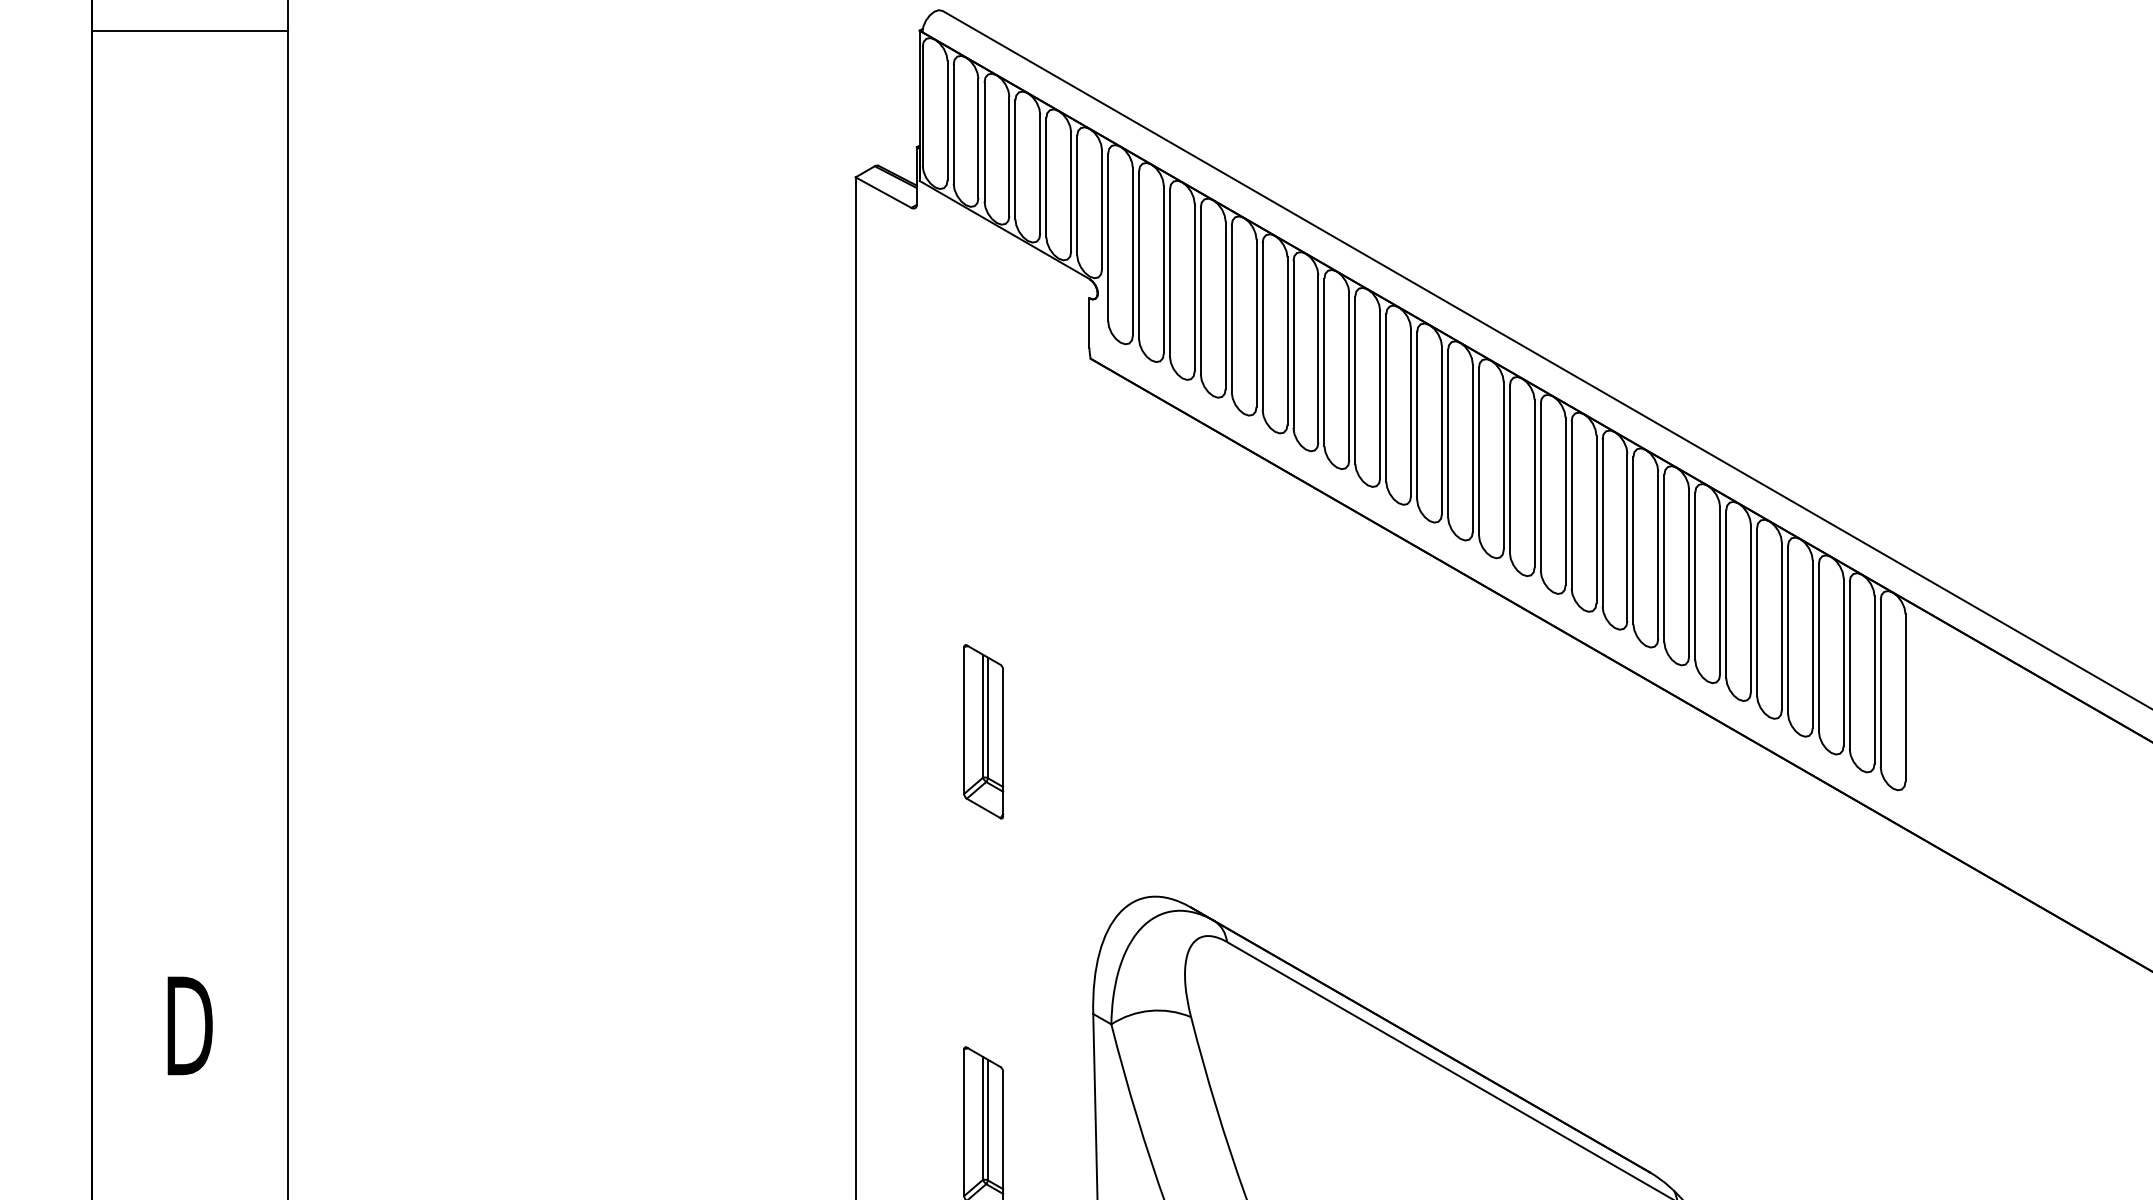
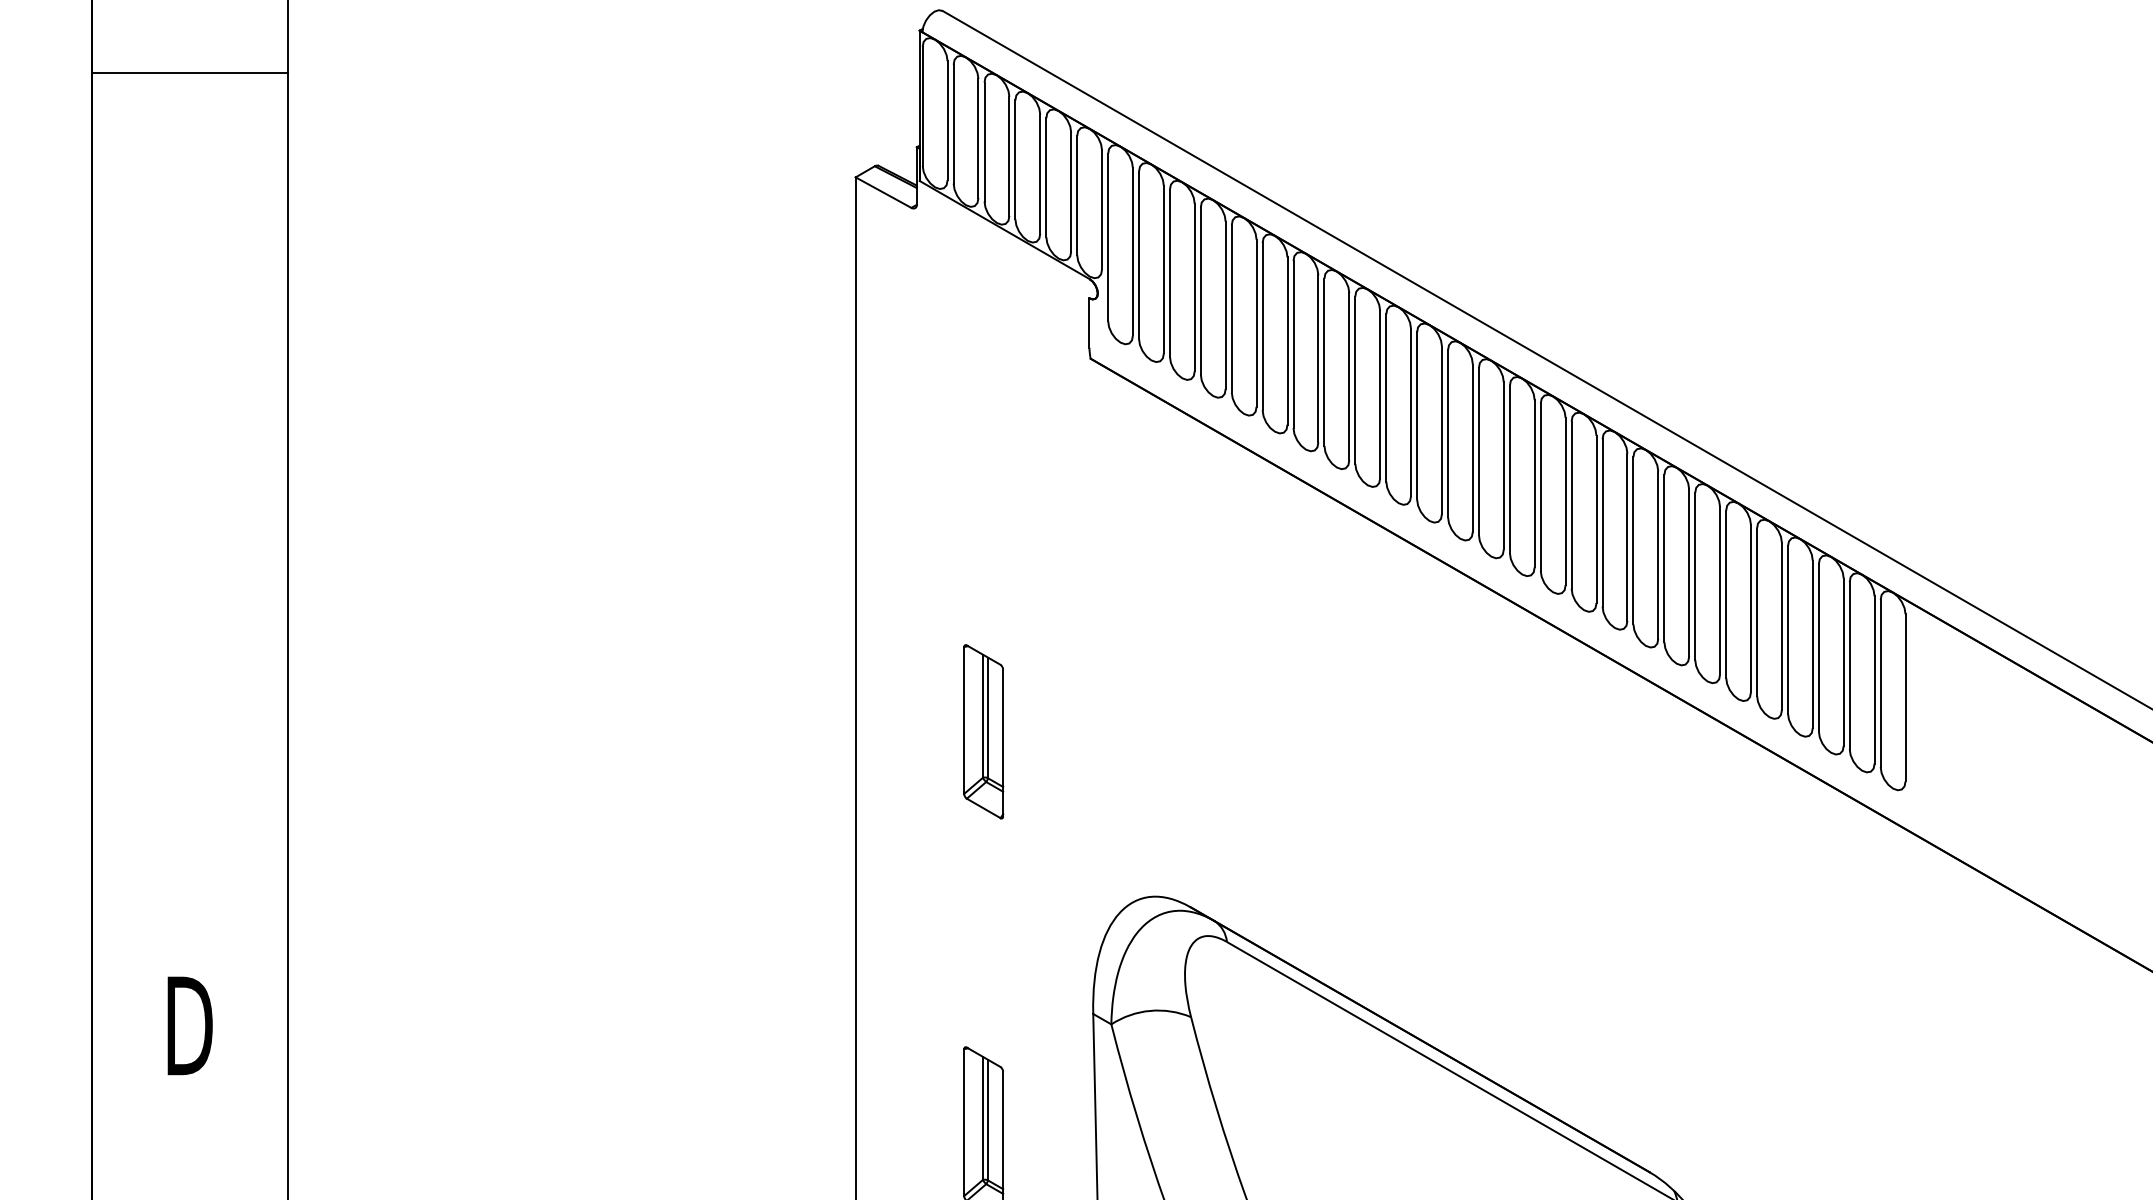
line position: (189, 30) -> (189, 72) (189, 72)
